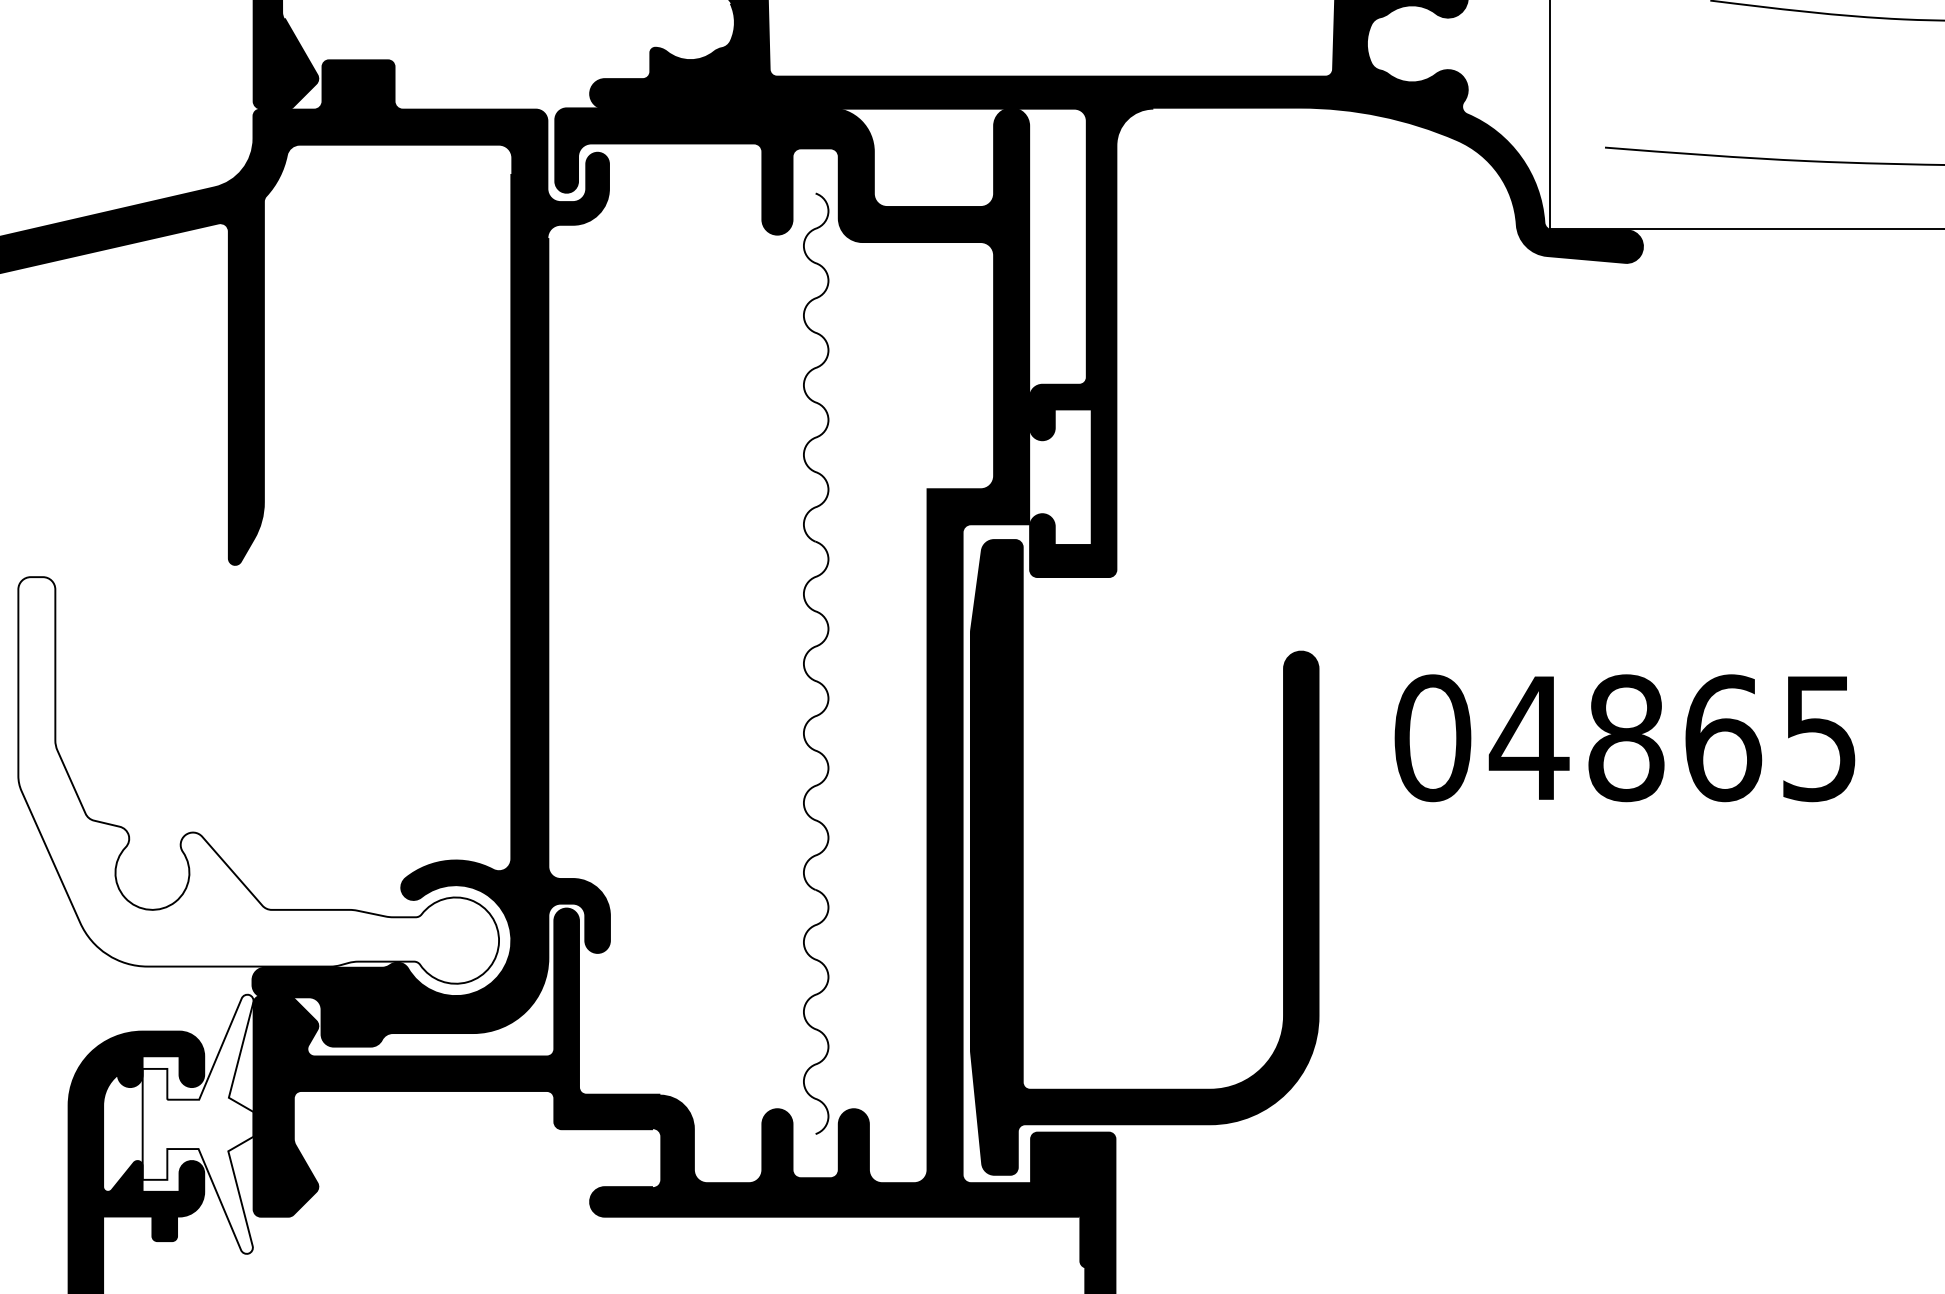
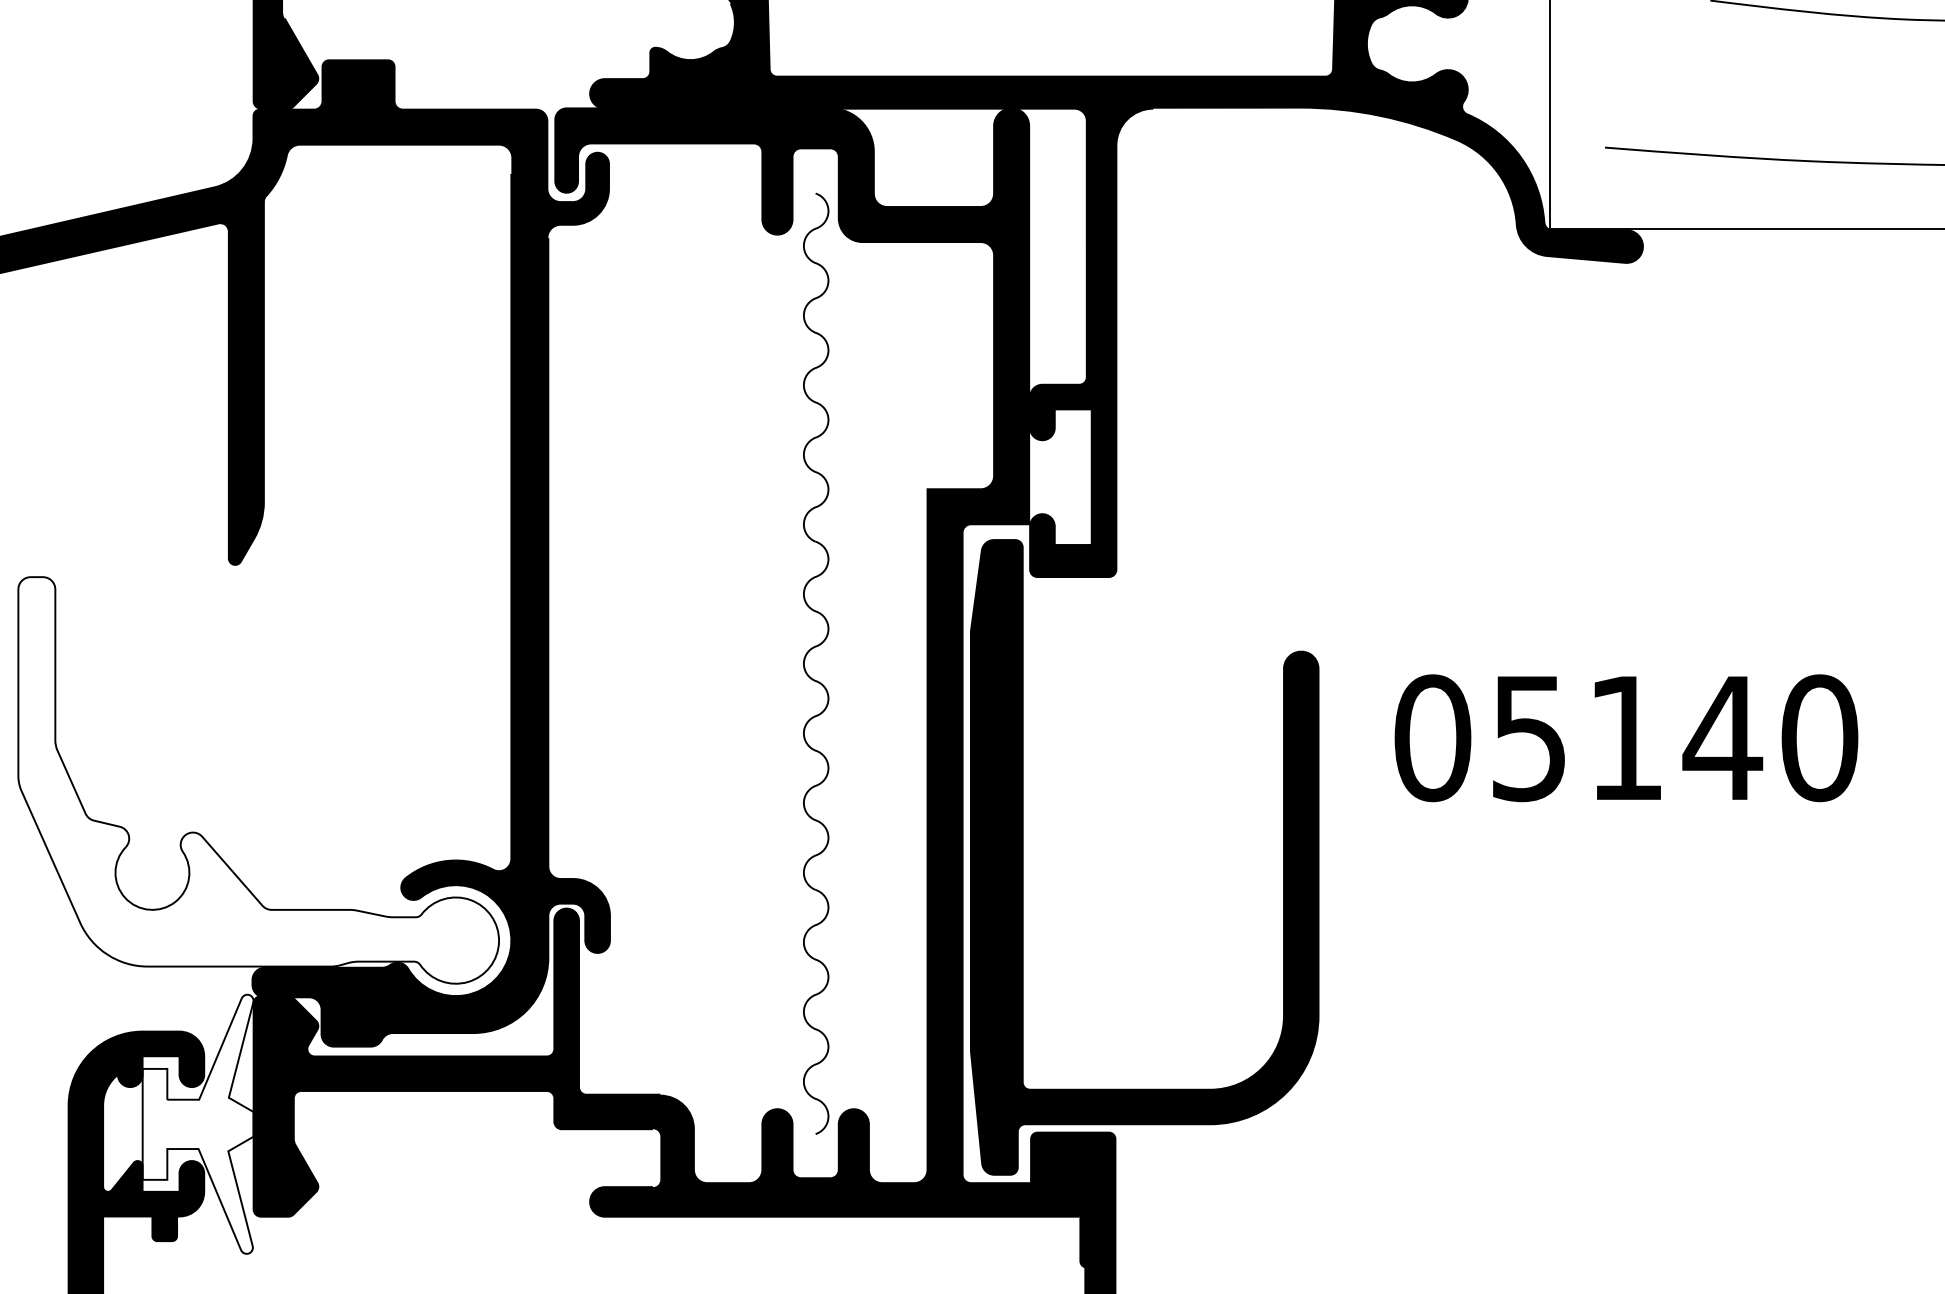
text: 04865 -> 05140 (1673, 738)
